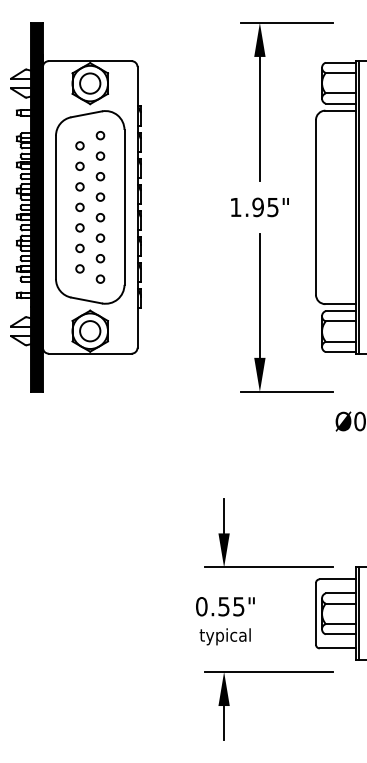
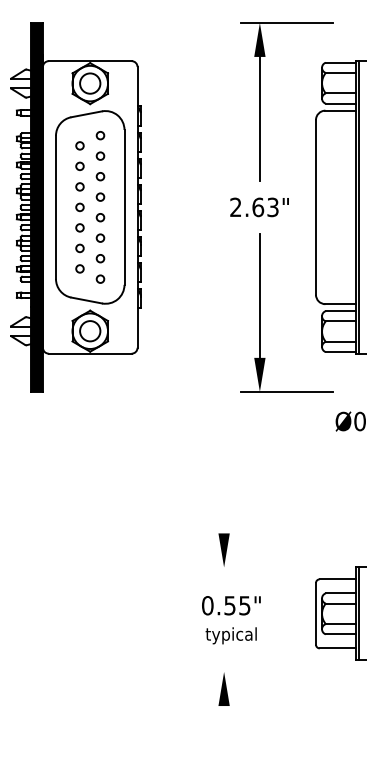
text: 1.95" -> 2.63" (254, 207)
line: present -> none (224, 516)
line: present -> none (269, 567)
text position: (225, 621) -> (231, 620) (231, 620)
line: present -> none (269, 671)
line: present -> none (224, 723)
